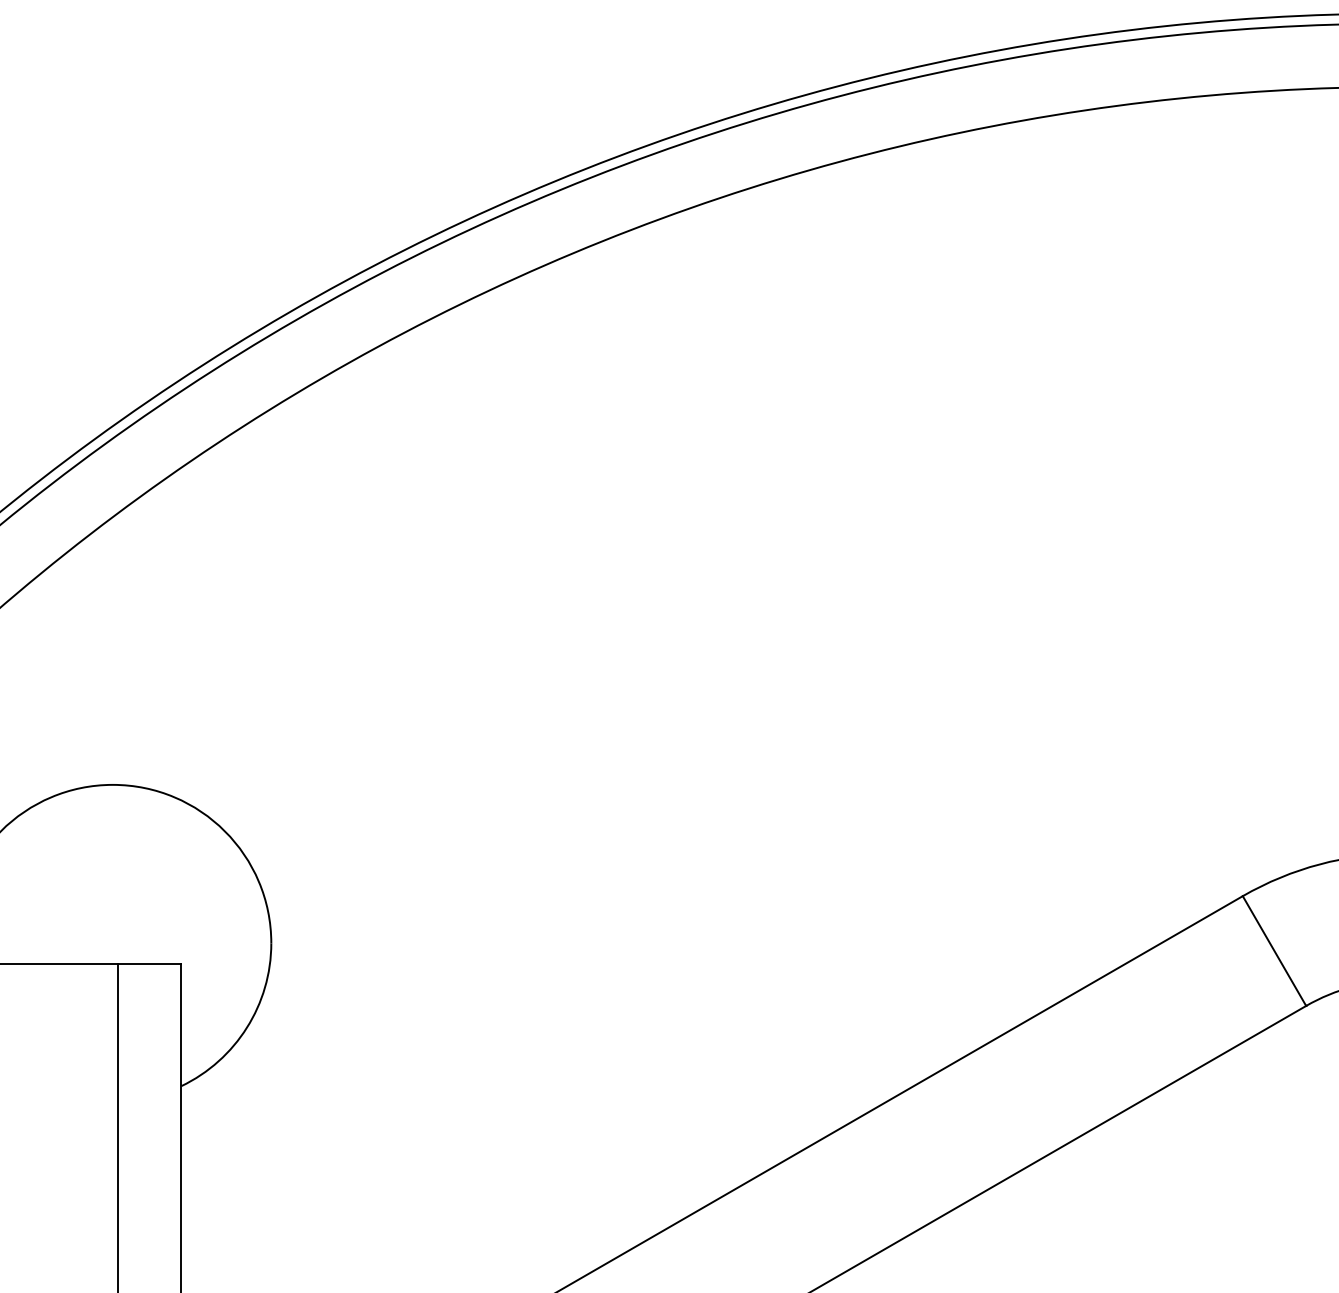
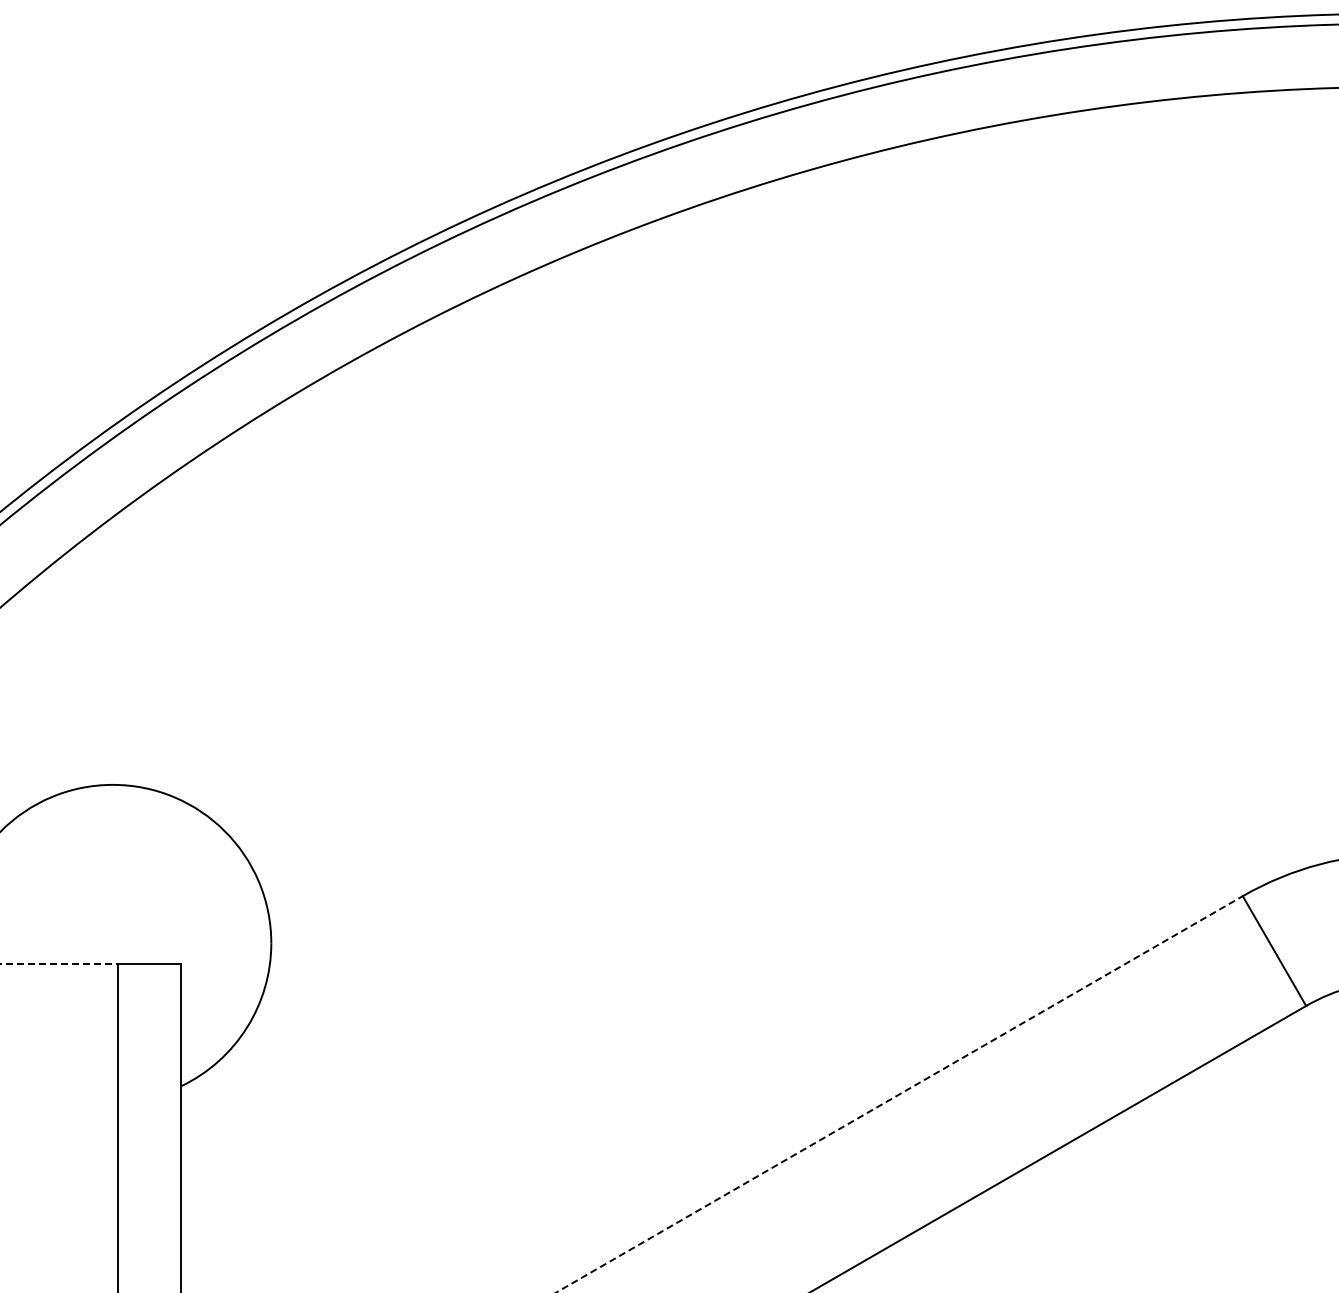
line: solid -> dashed (58, 964)
line: solid -> dashed (899, 1094)
